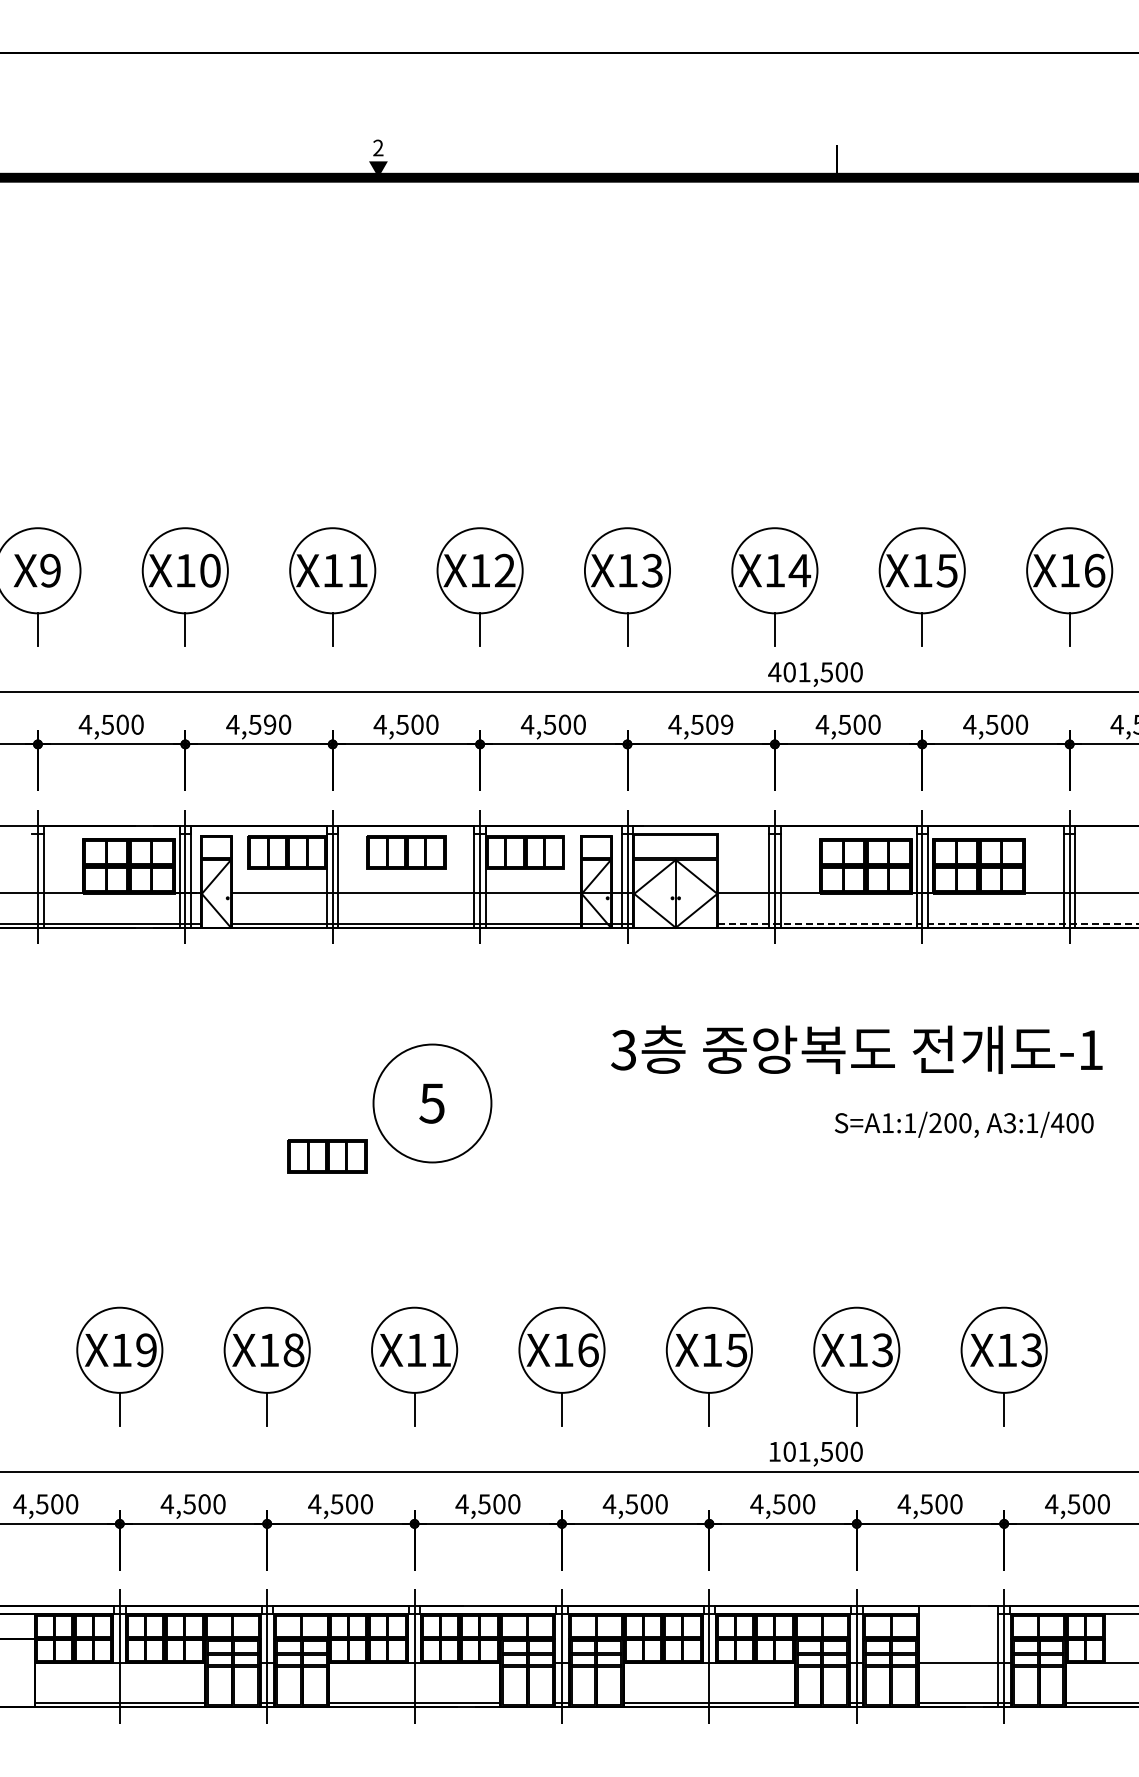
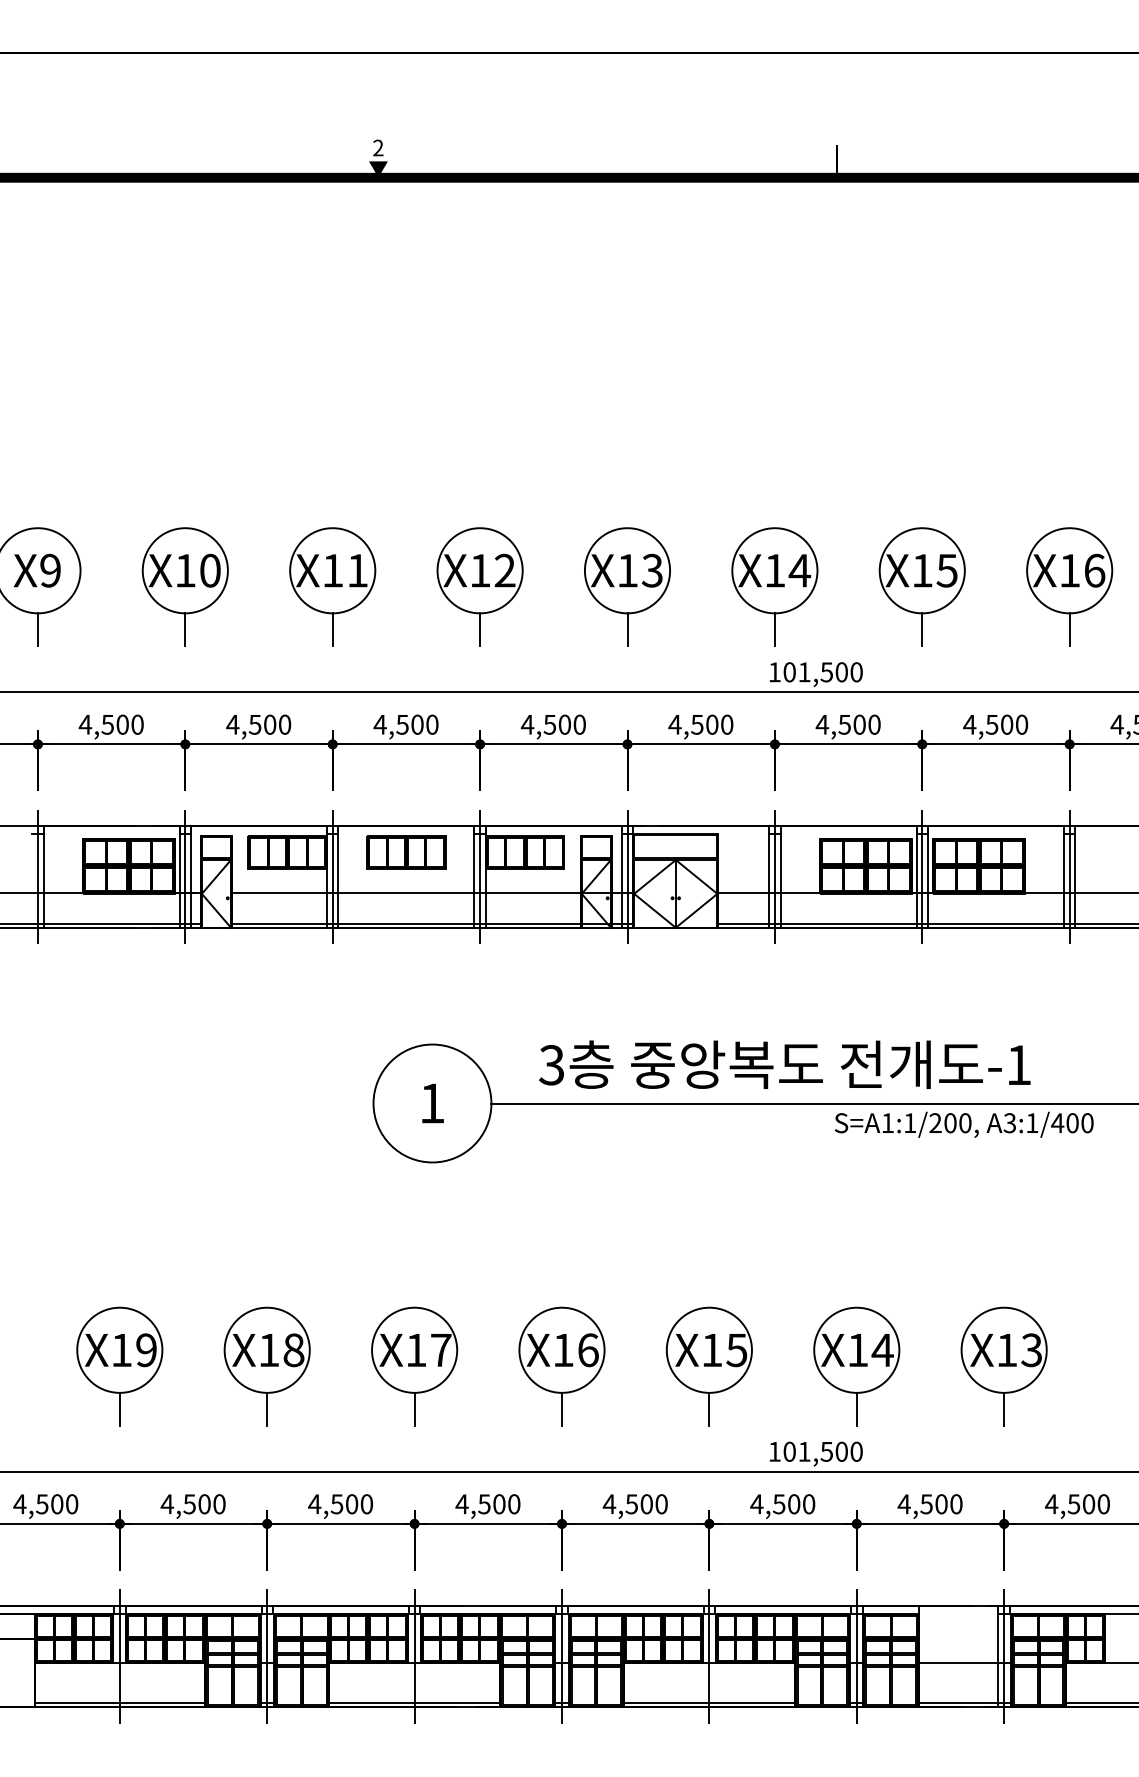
text: 401,500 -> 101,500 (774, 672)
text: 4,590 -> 4,500 (270, 724)
text: 4,509 -> 4,500 (727, 724)
line: dashed -> solid (928, 923)
text position: (856, 1049) -> (784, 1064) (784, 1064)
text: 5 -> 1 (431, 1103)
line: none -> present (813, 1103)
part: present -> none (327, 1156)
text: X11 -> X17 (441, 1350)
text: X13 -> X14 (882, 1350)
